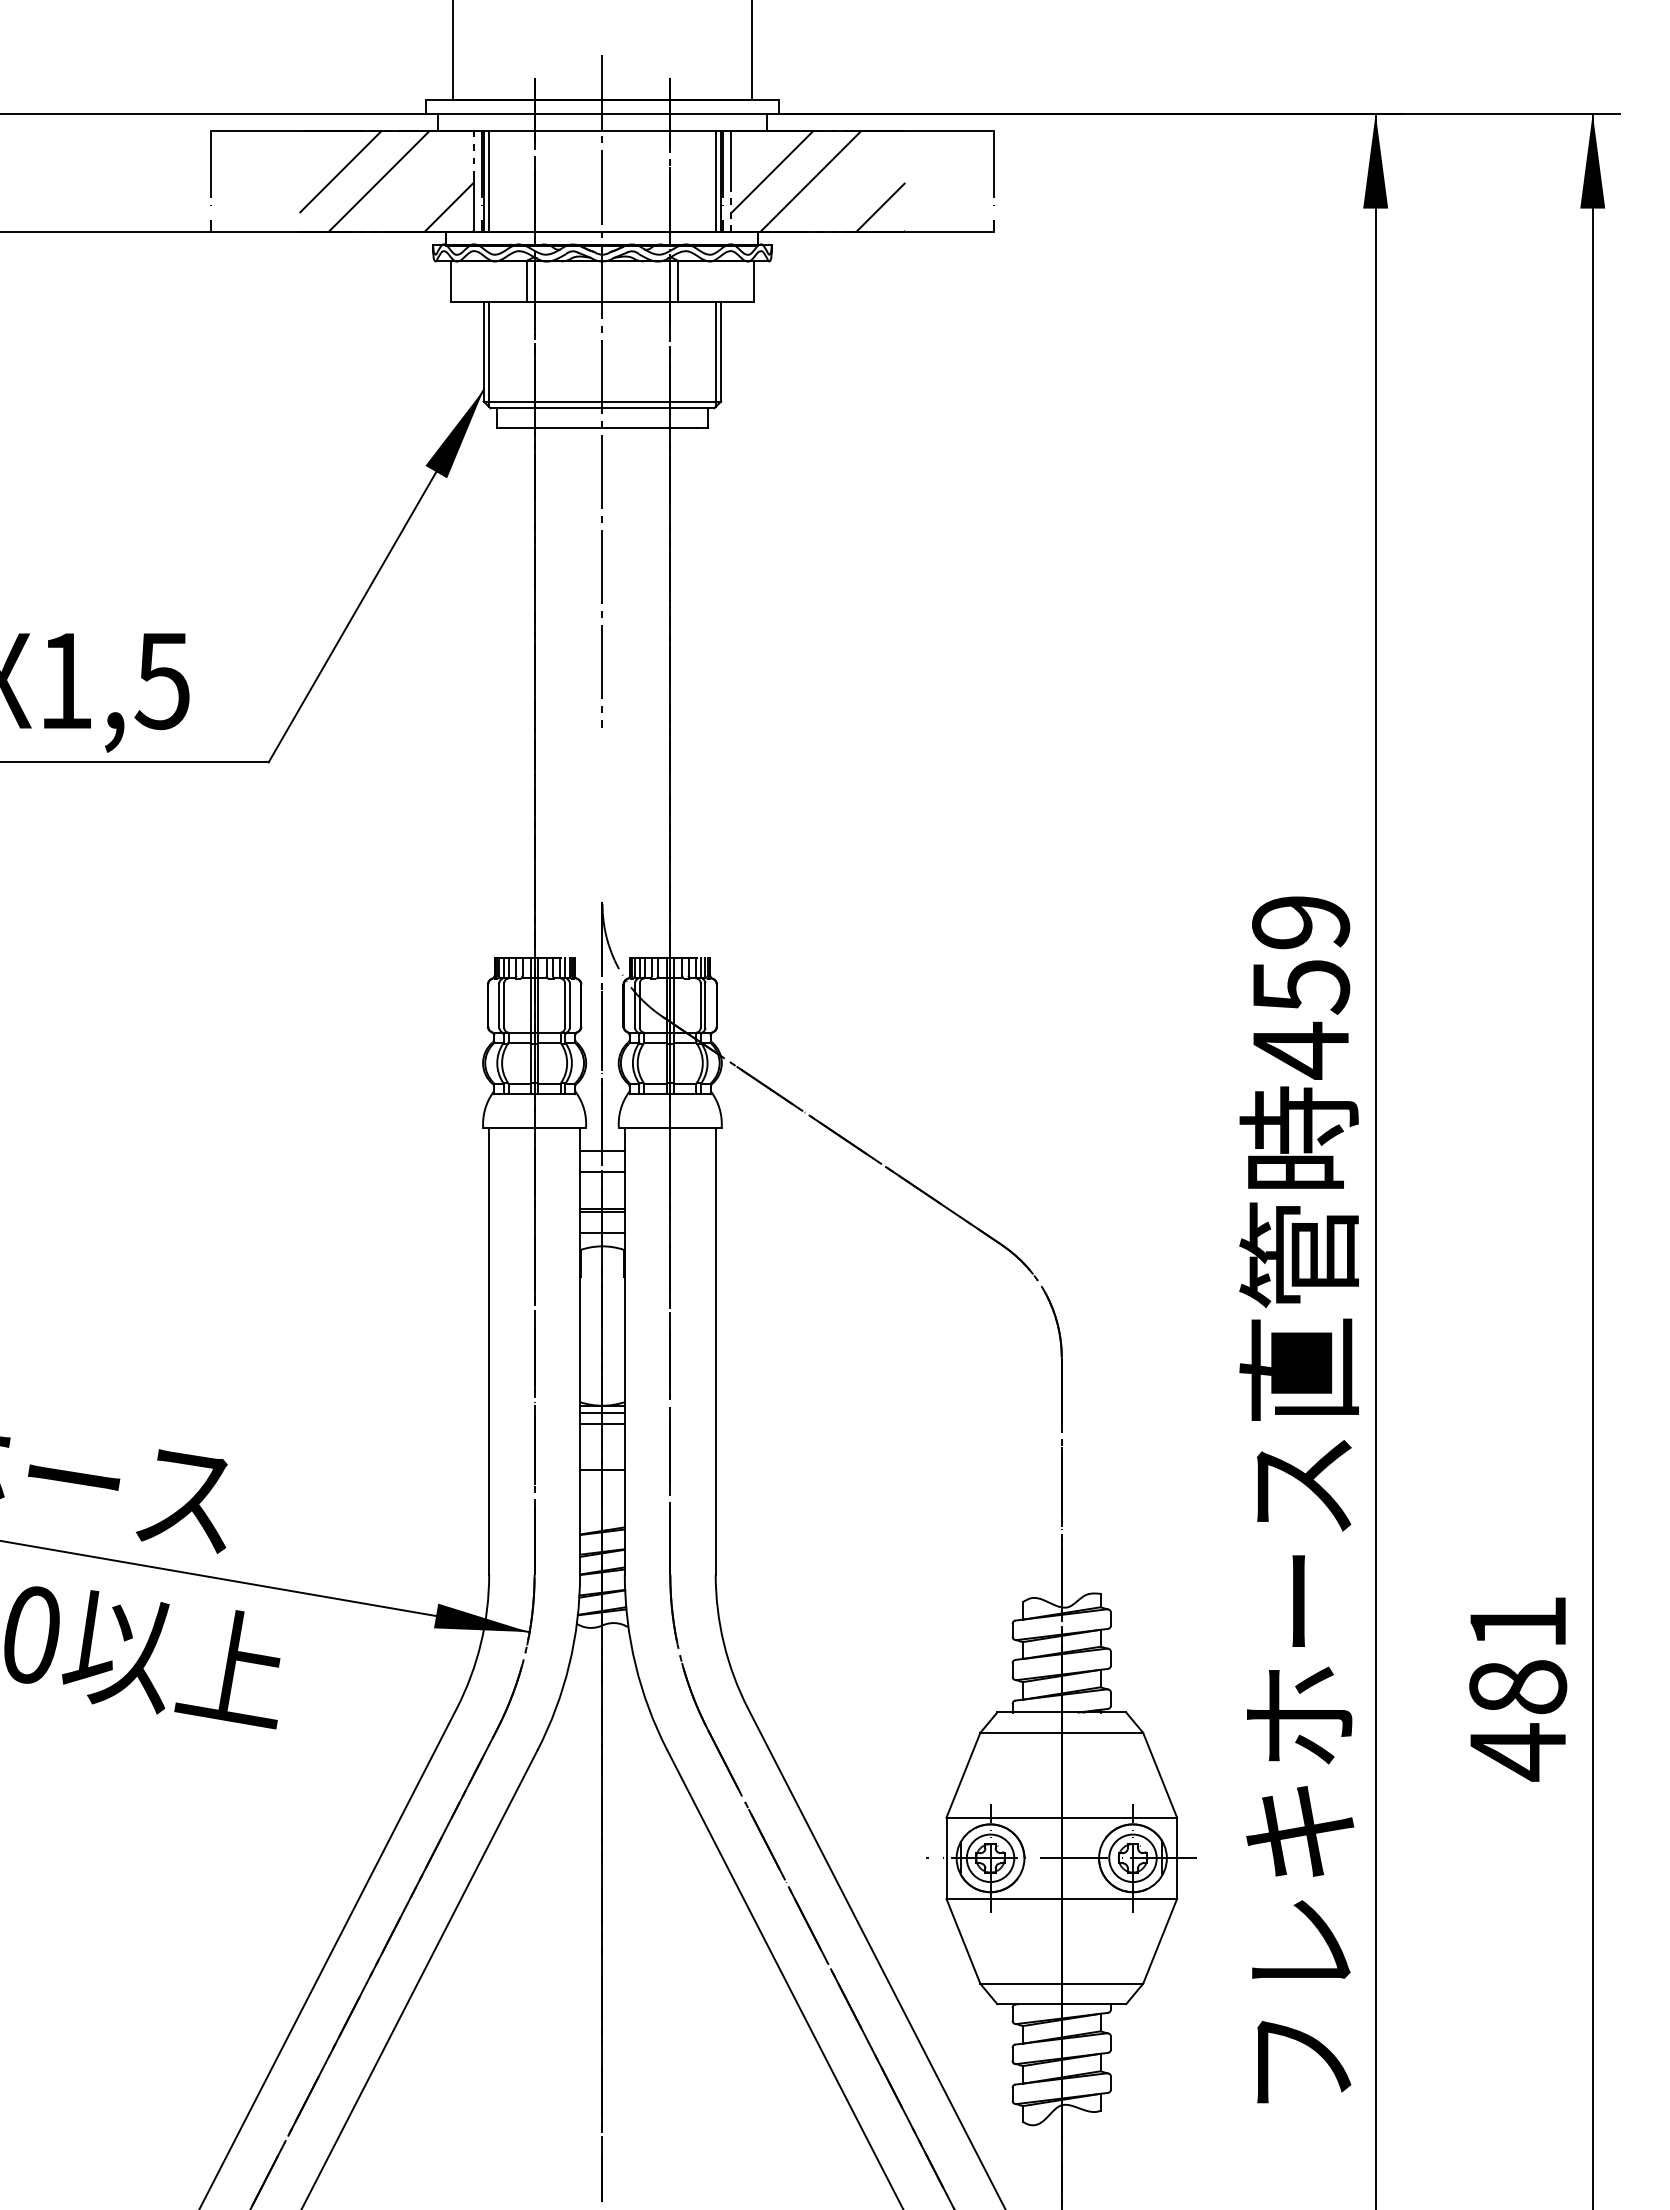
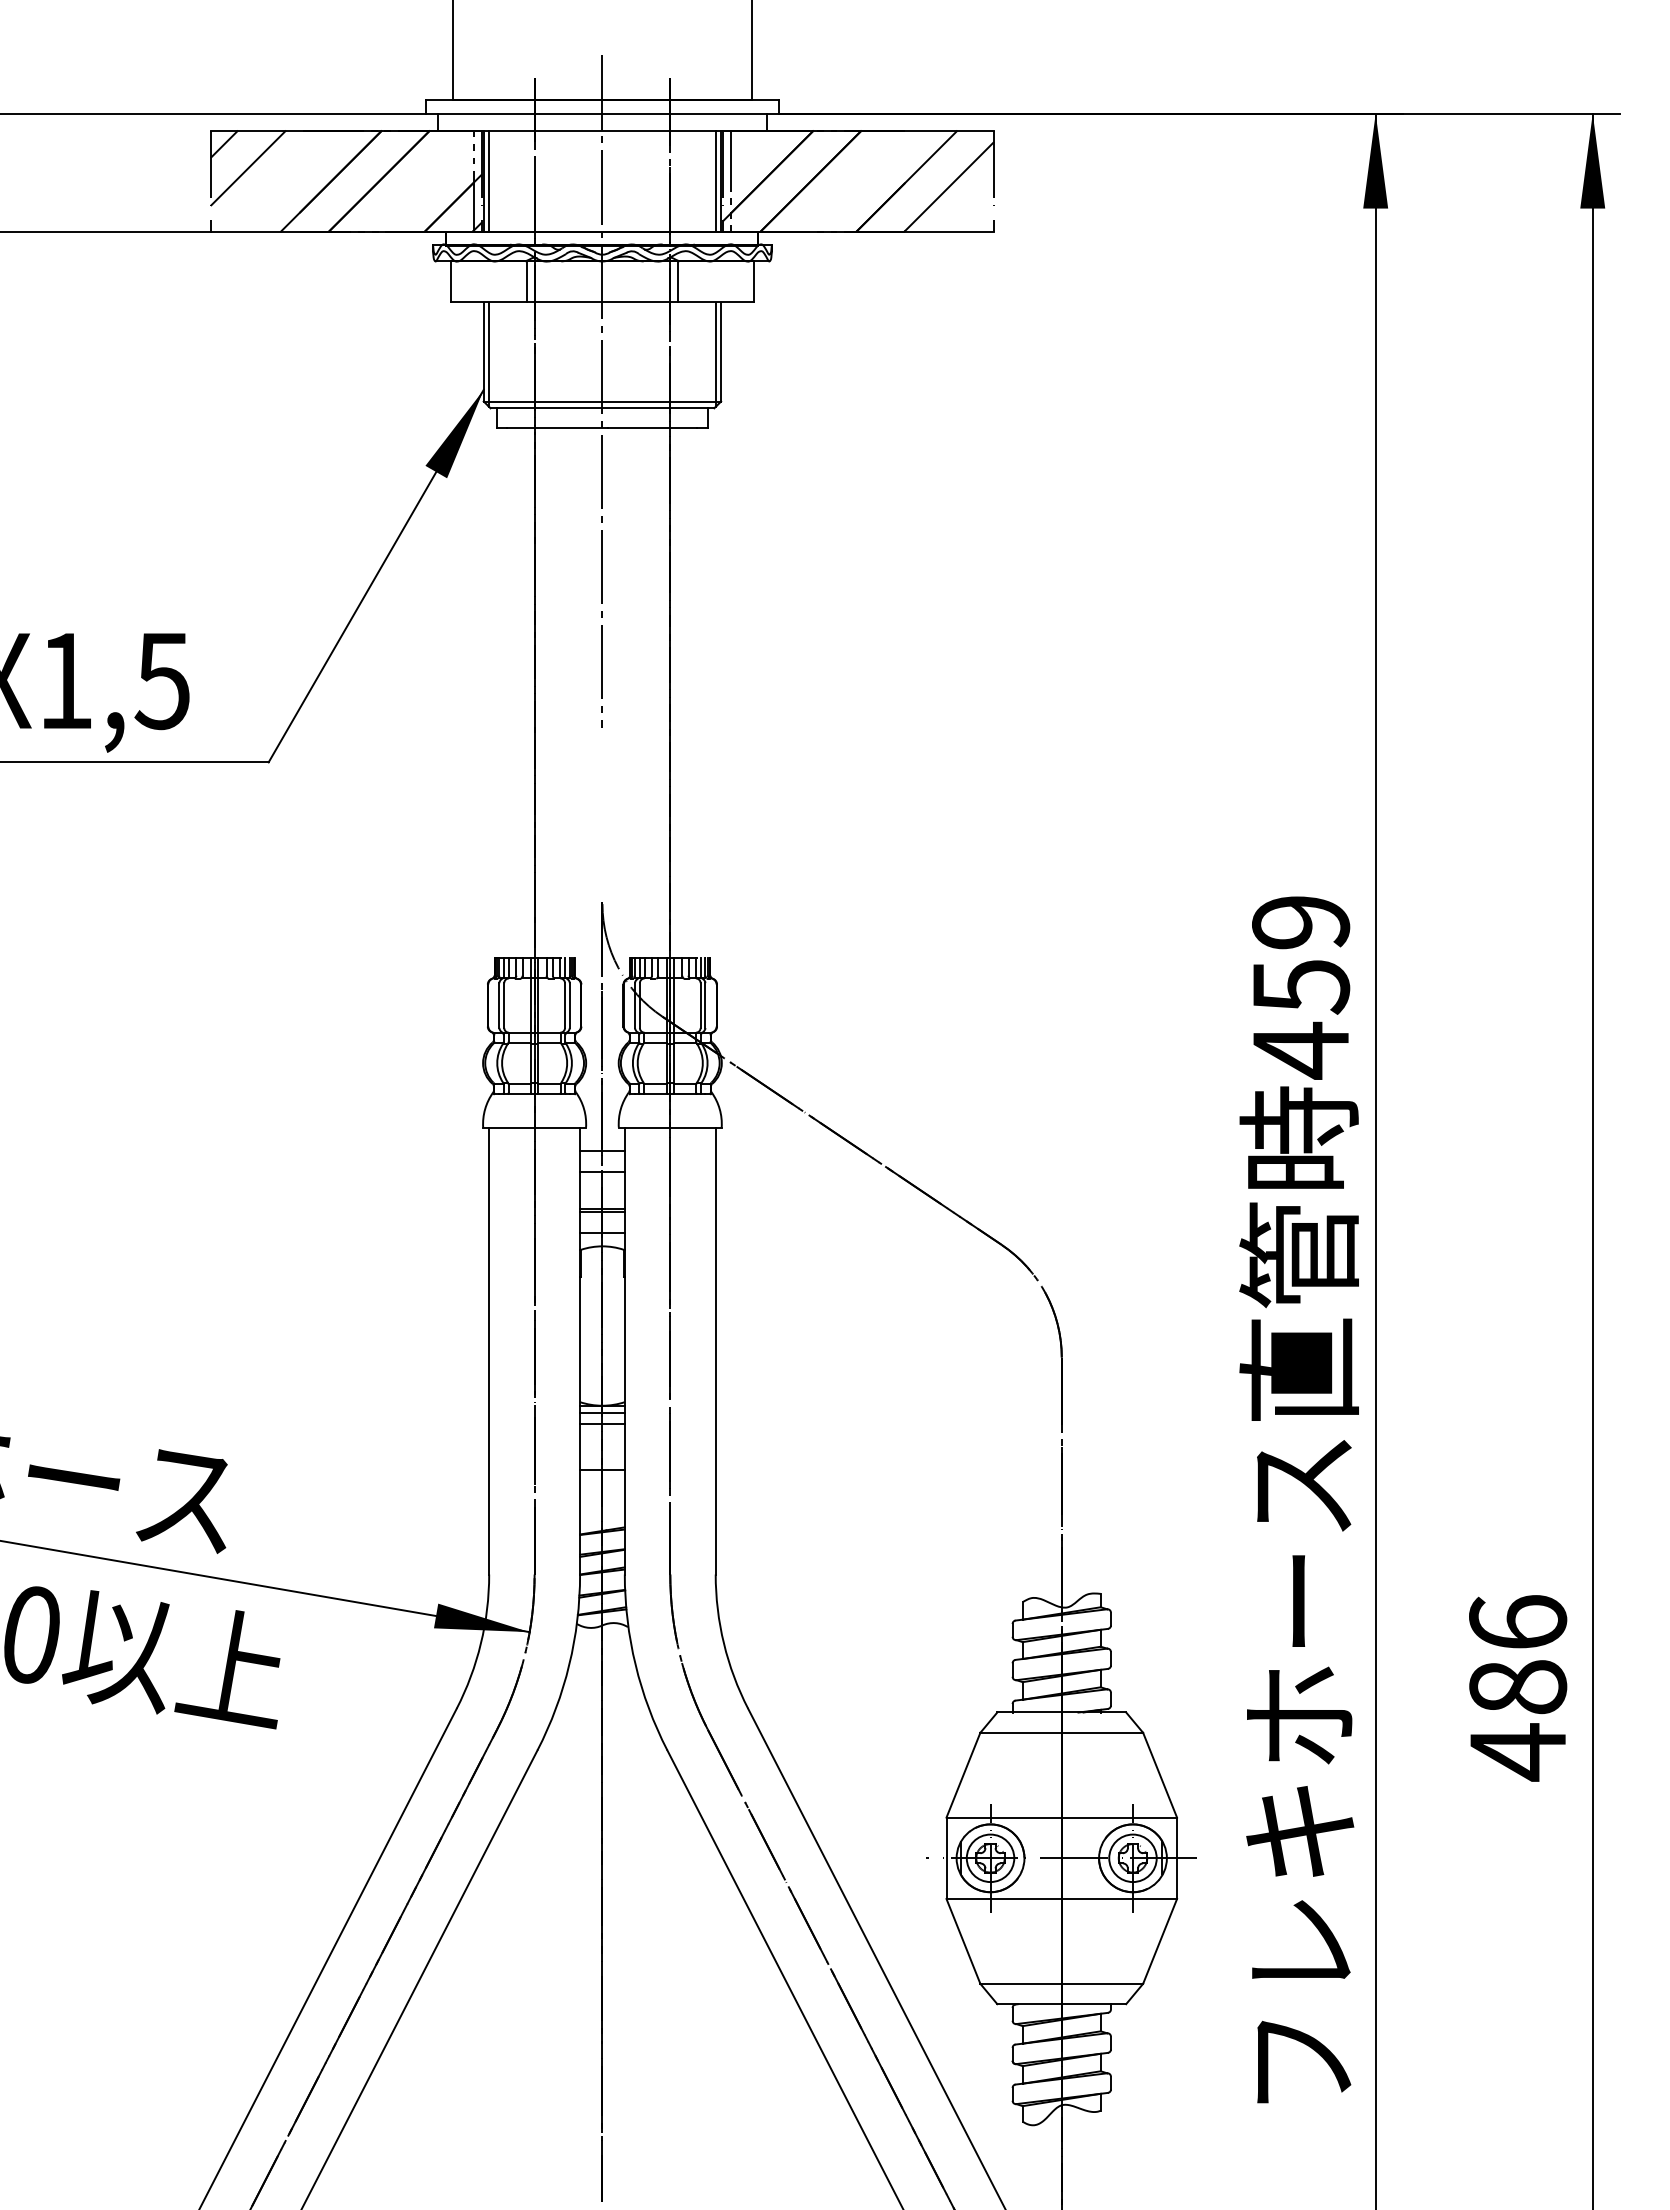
hatch: none -> present (346, 181)
hatch: none -> present (858, 181)
text: 481 -> 486 (1518, 1621)
